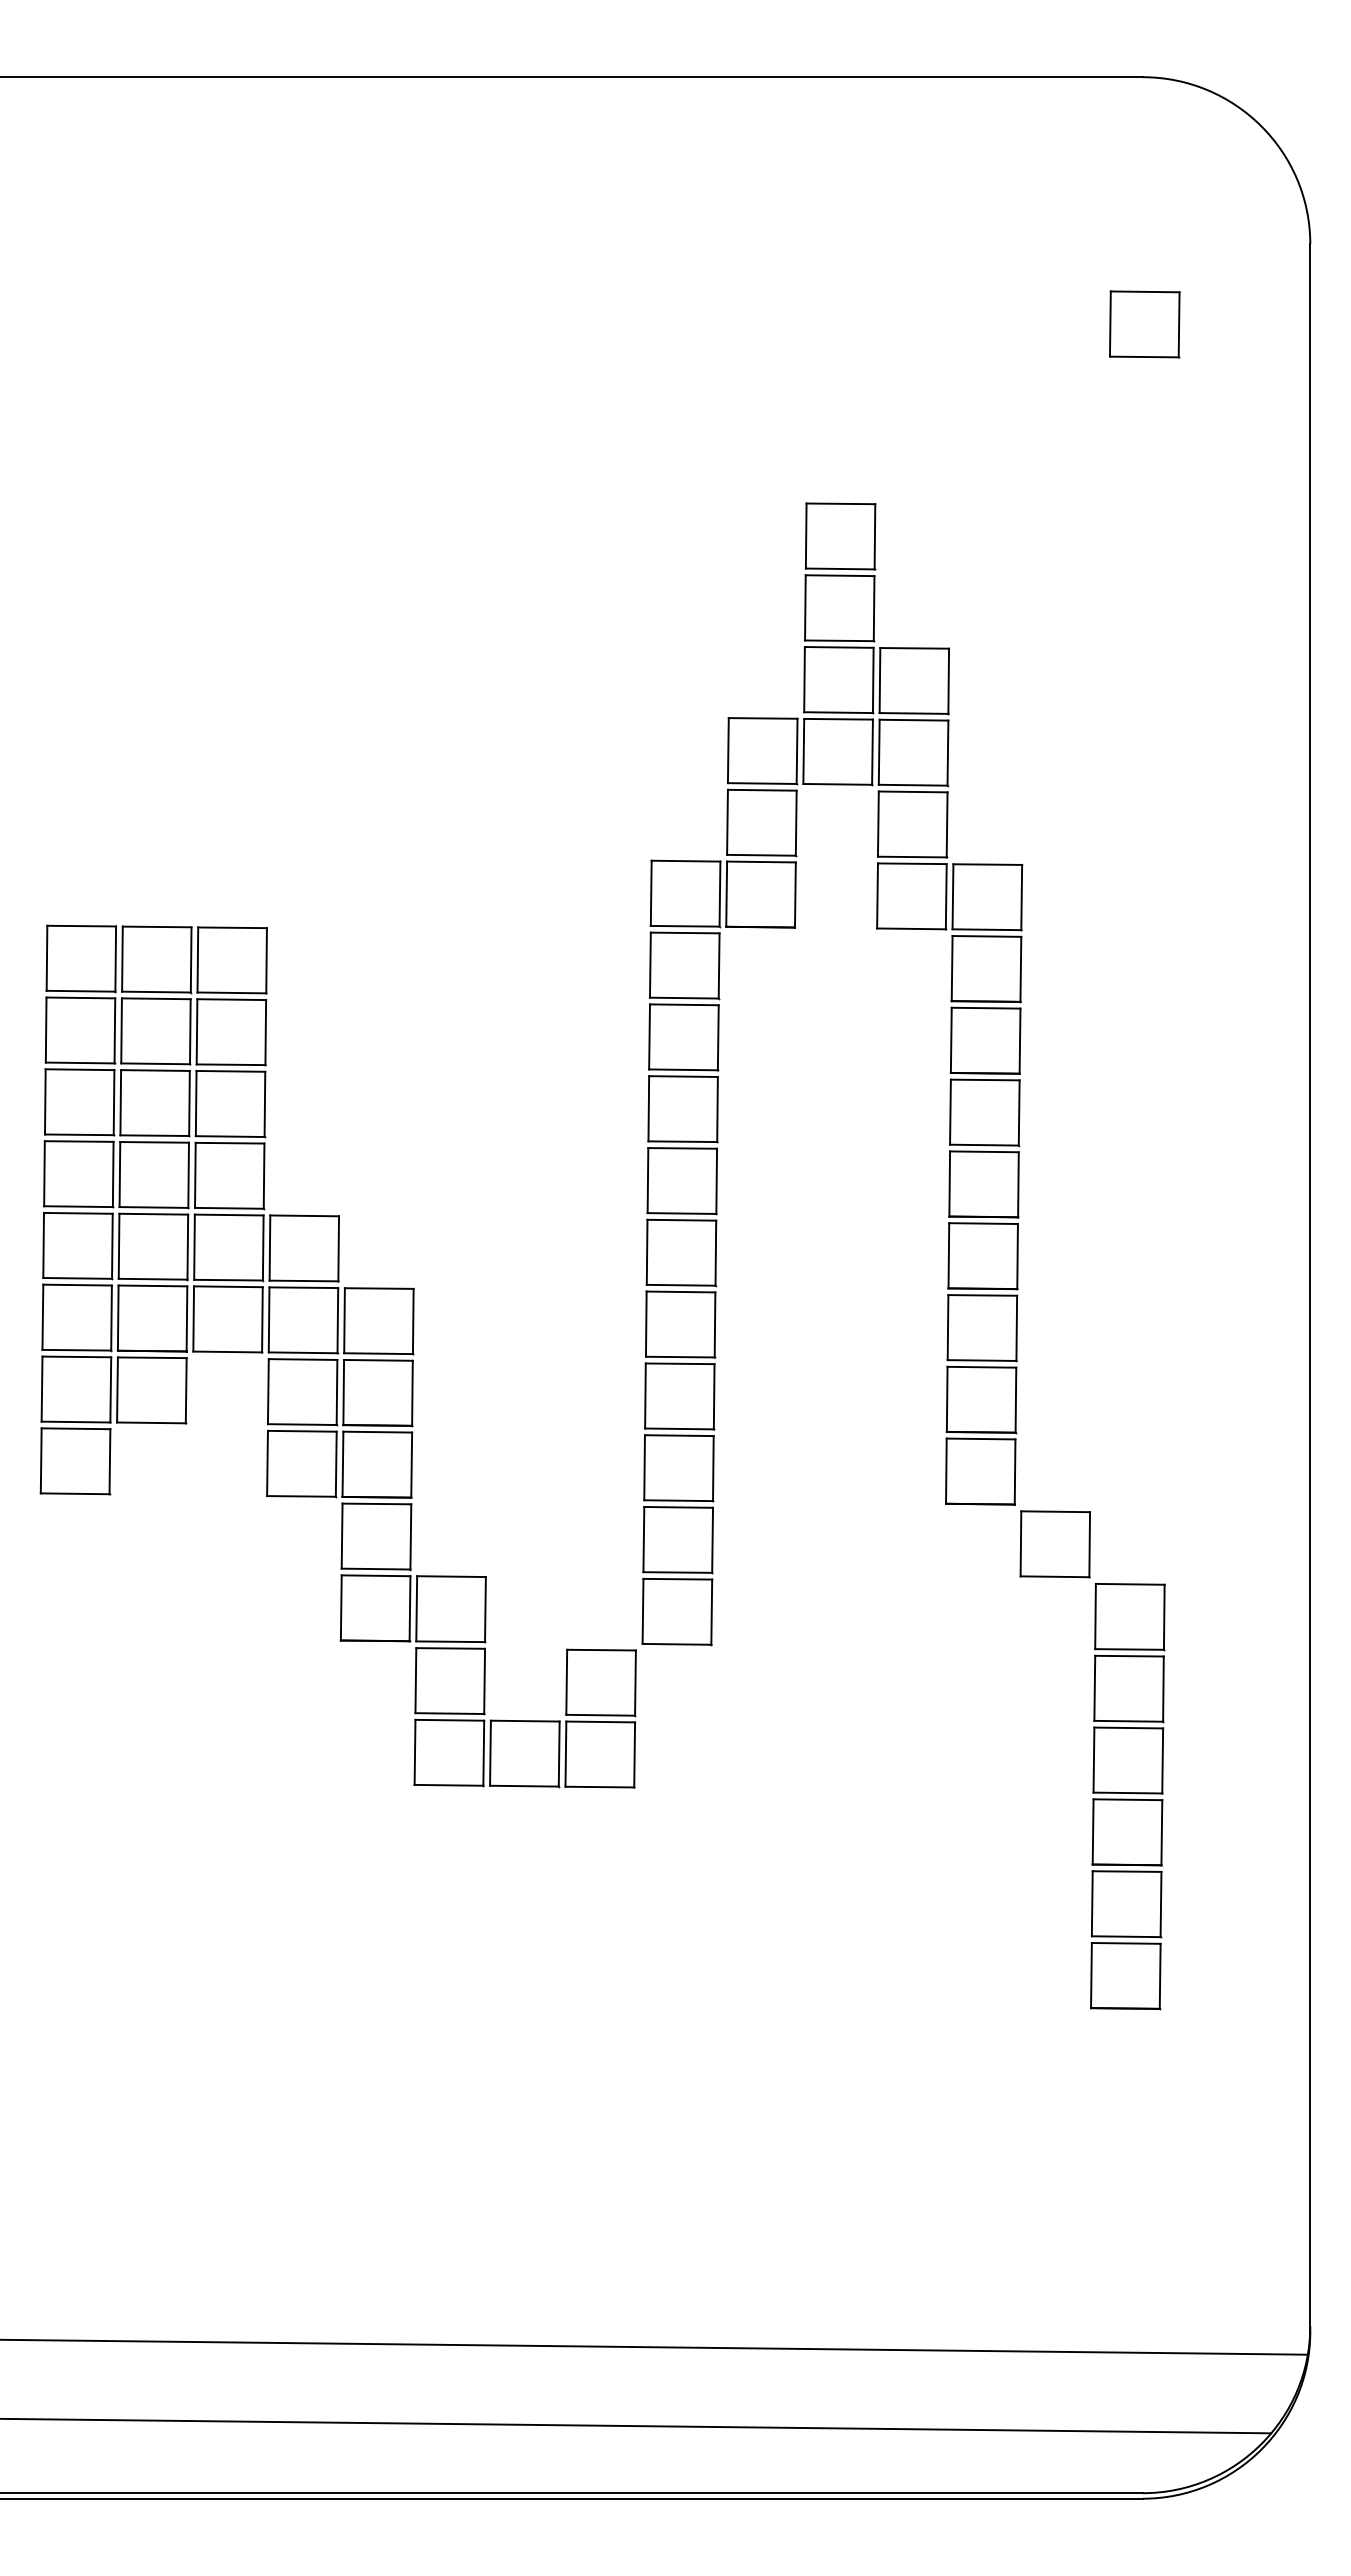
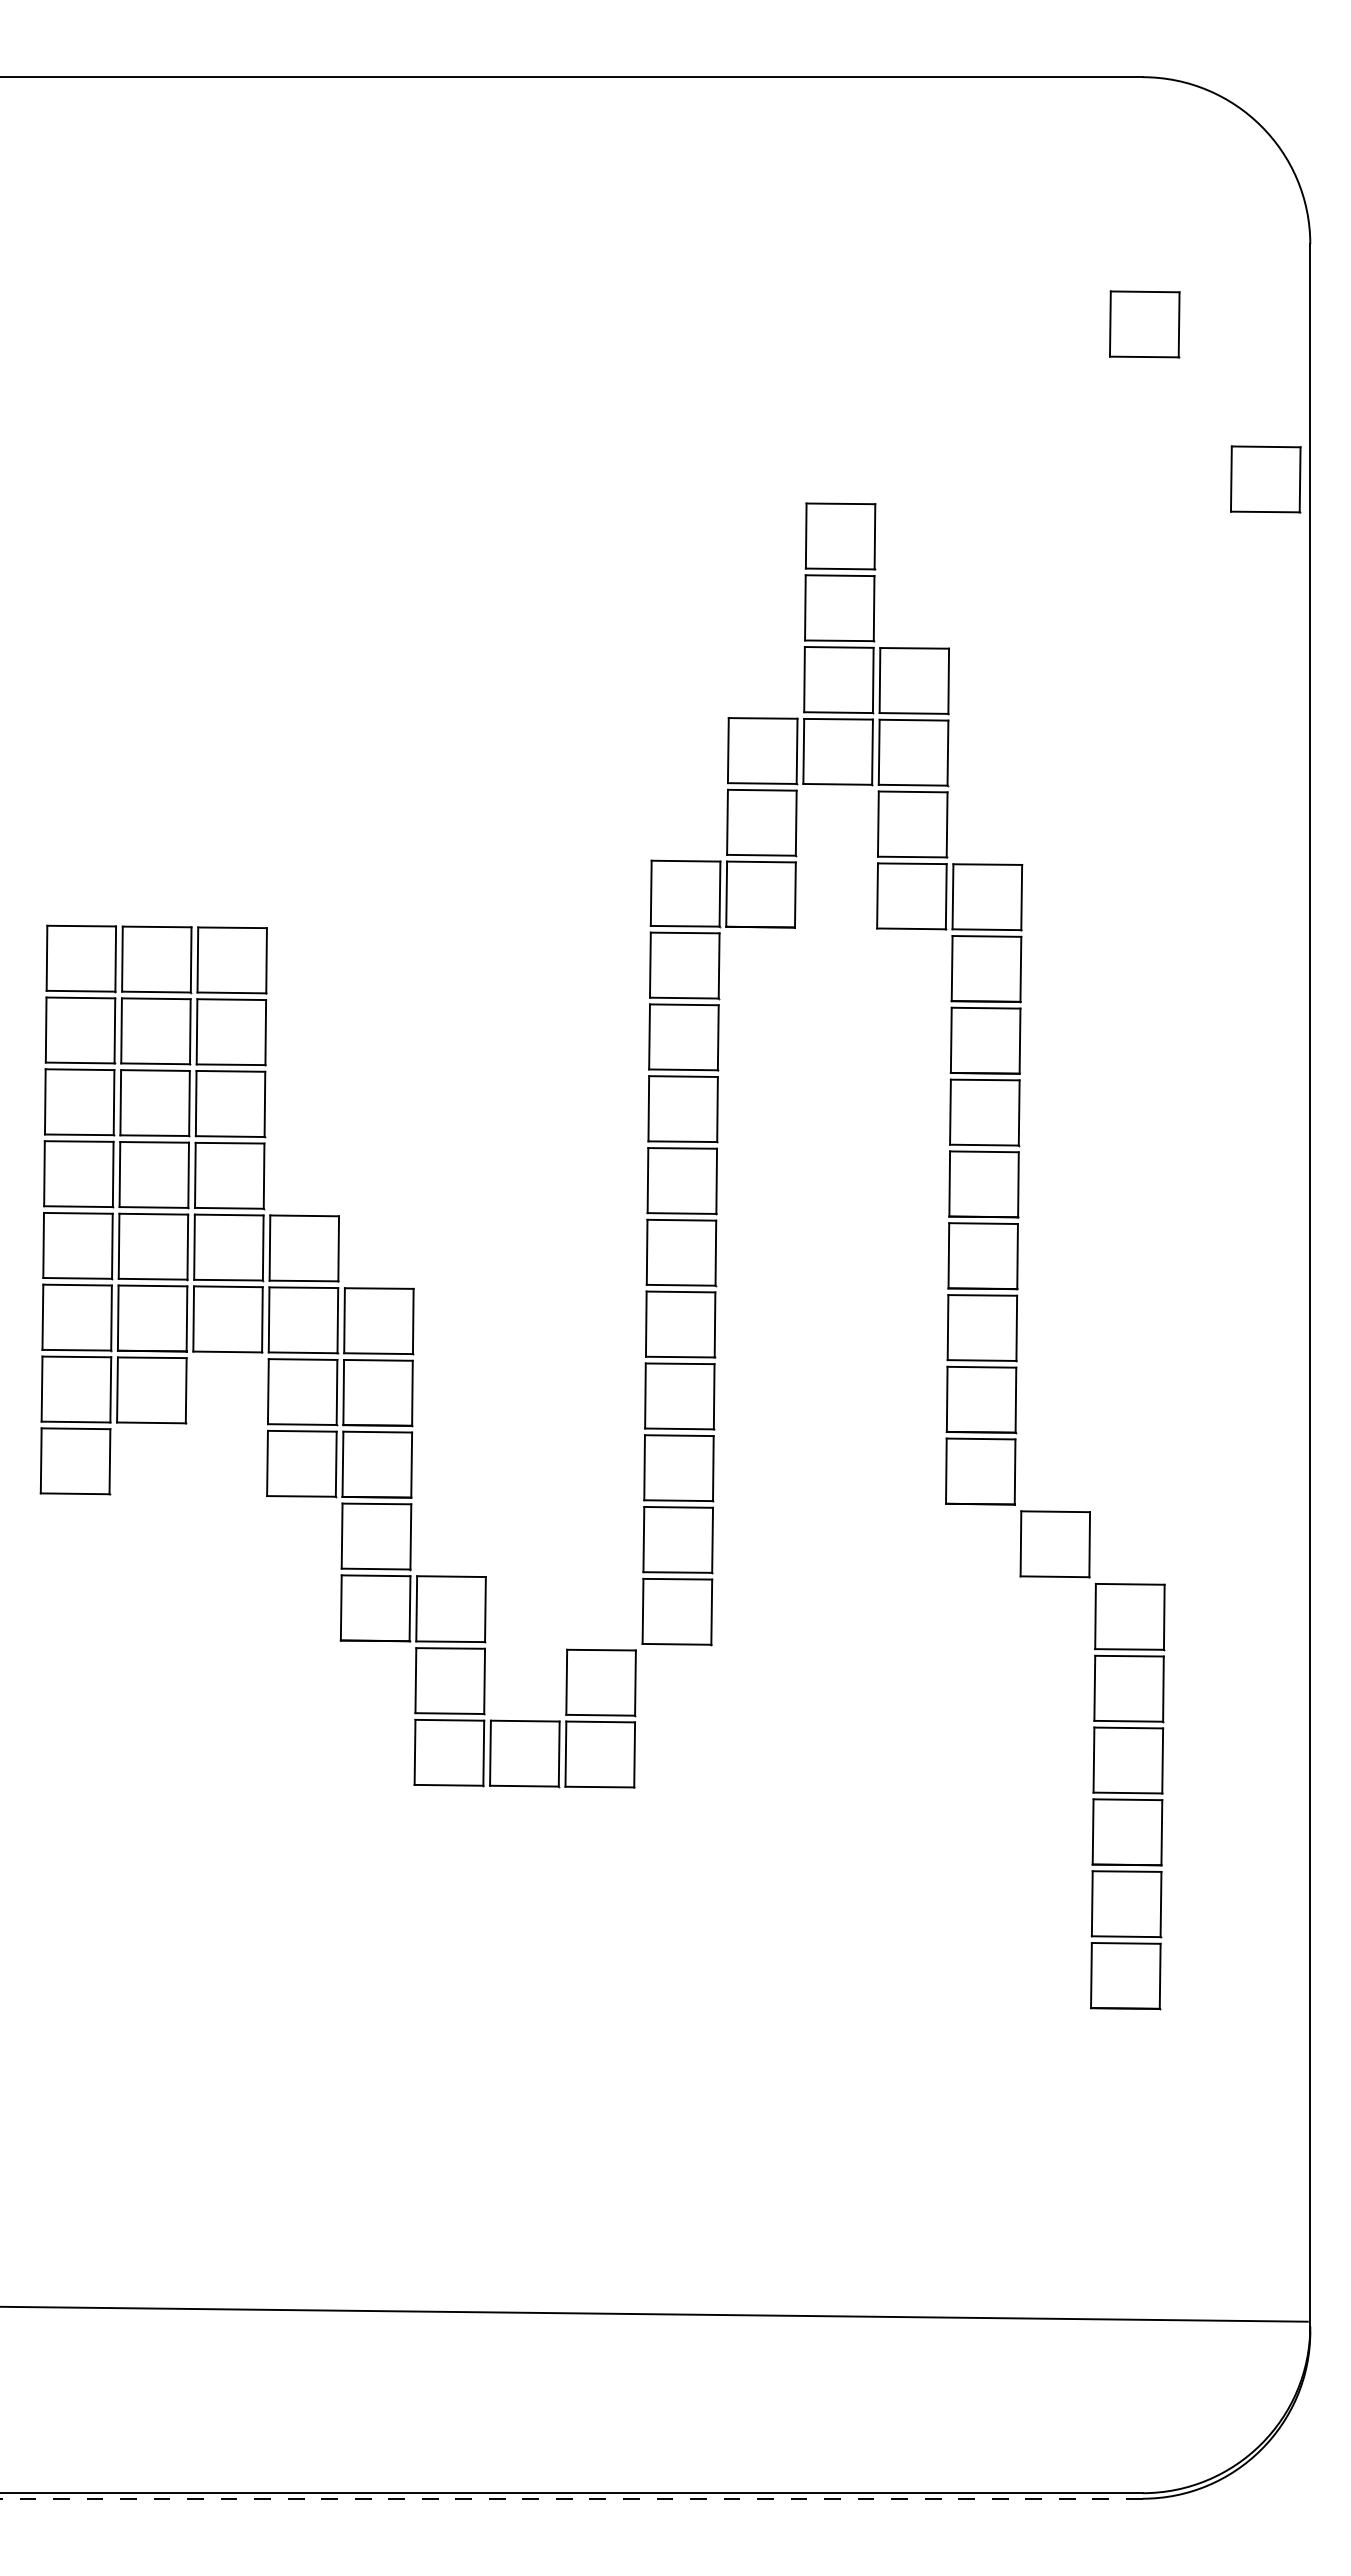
part: none -> present (1265, 479)
line position: (654, 2346) -> (654, 2313) (654, 2313)
line: present -> none (636, 2425)
line: solid -> dashed (570, 2498)
